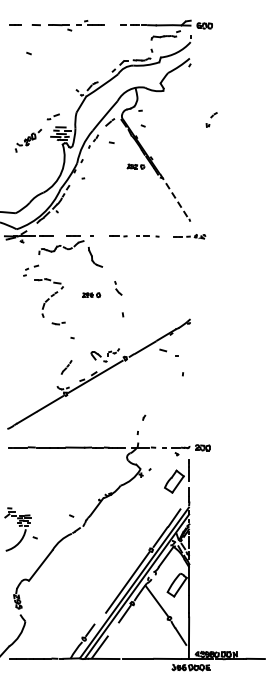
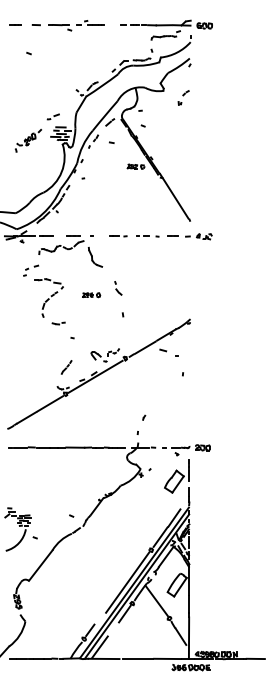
part position: (211, 119) -> (183, 97) (183, 97)
line: dashed -> solid (174, 196)
part size: 34x6 px -> 46x8 px (189, 236)
